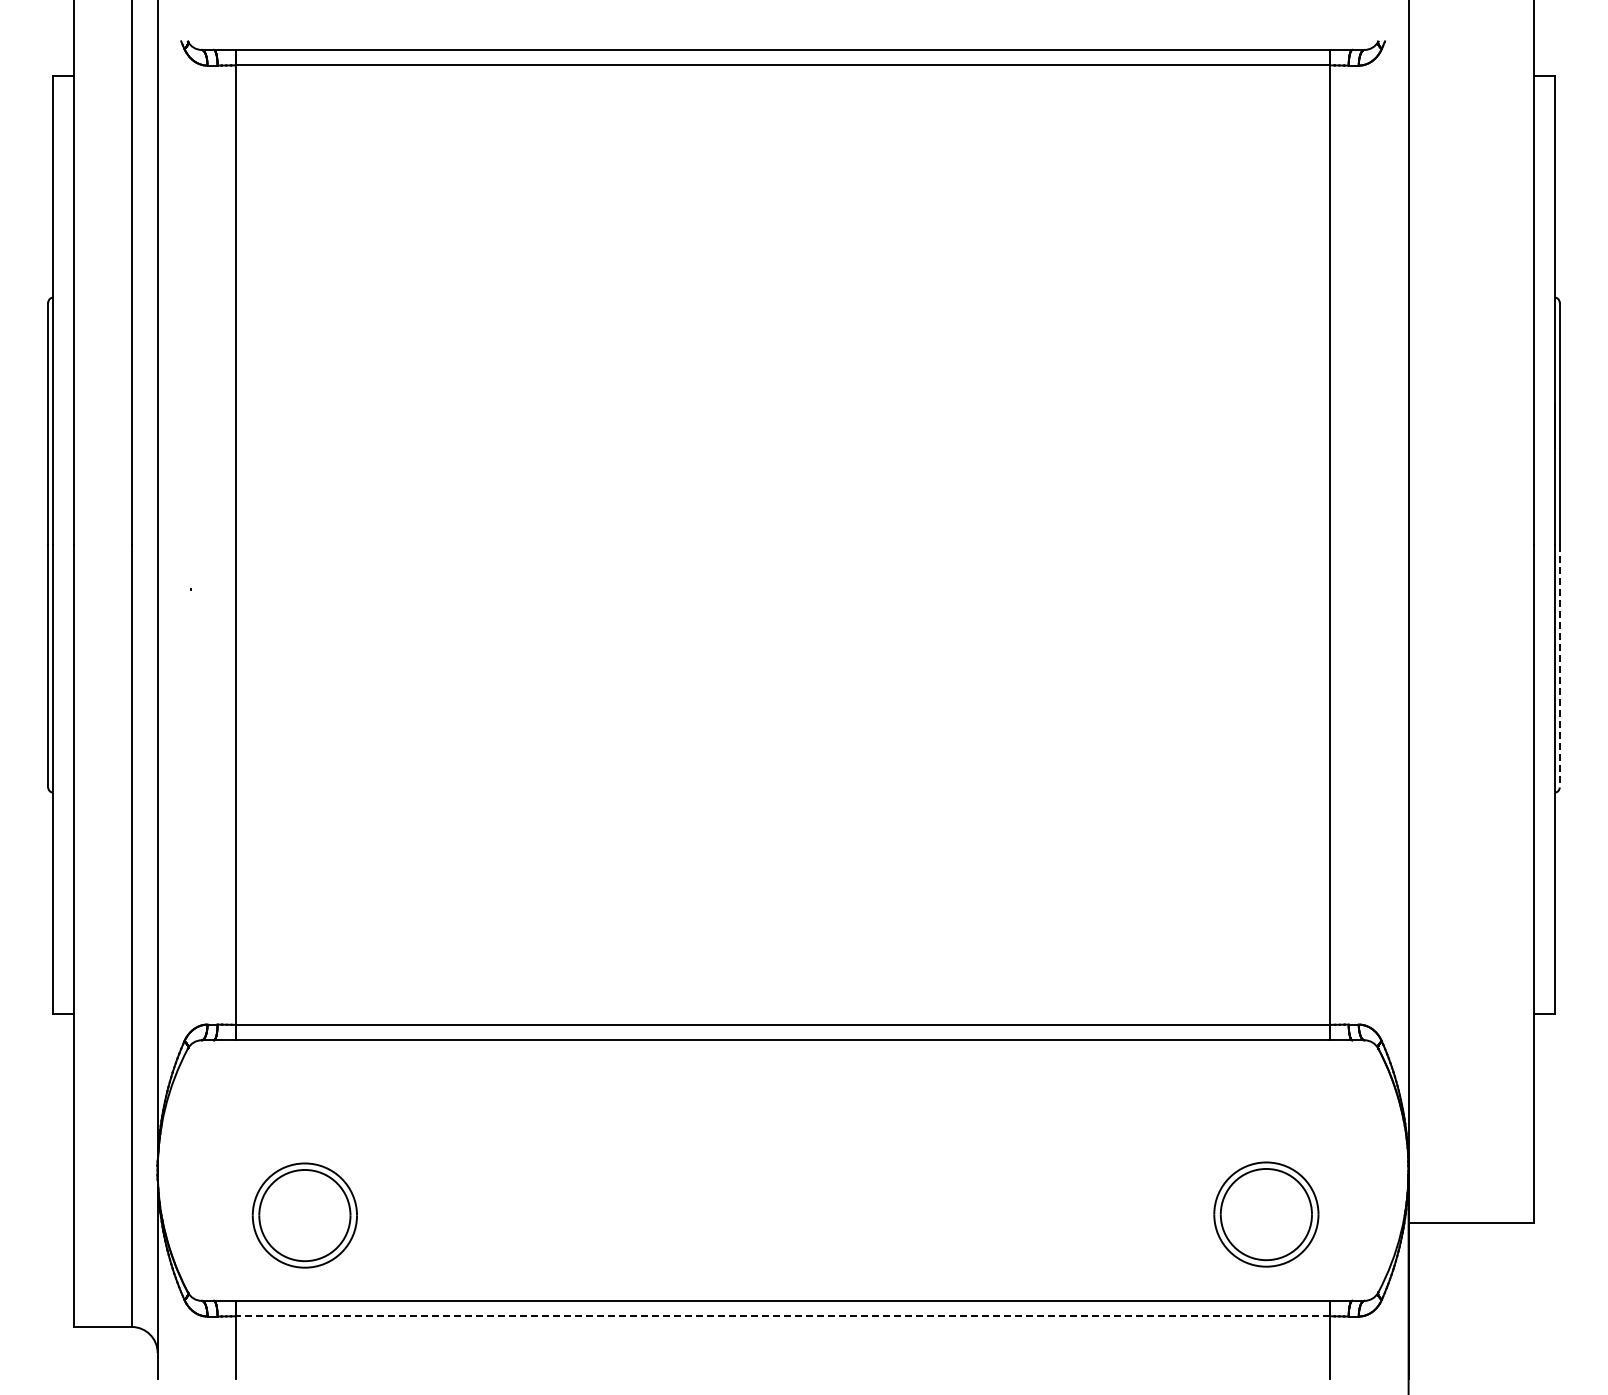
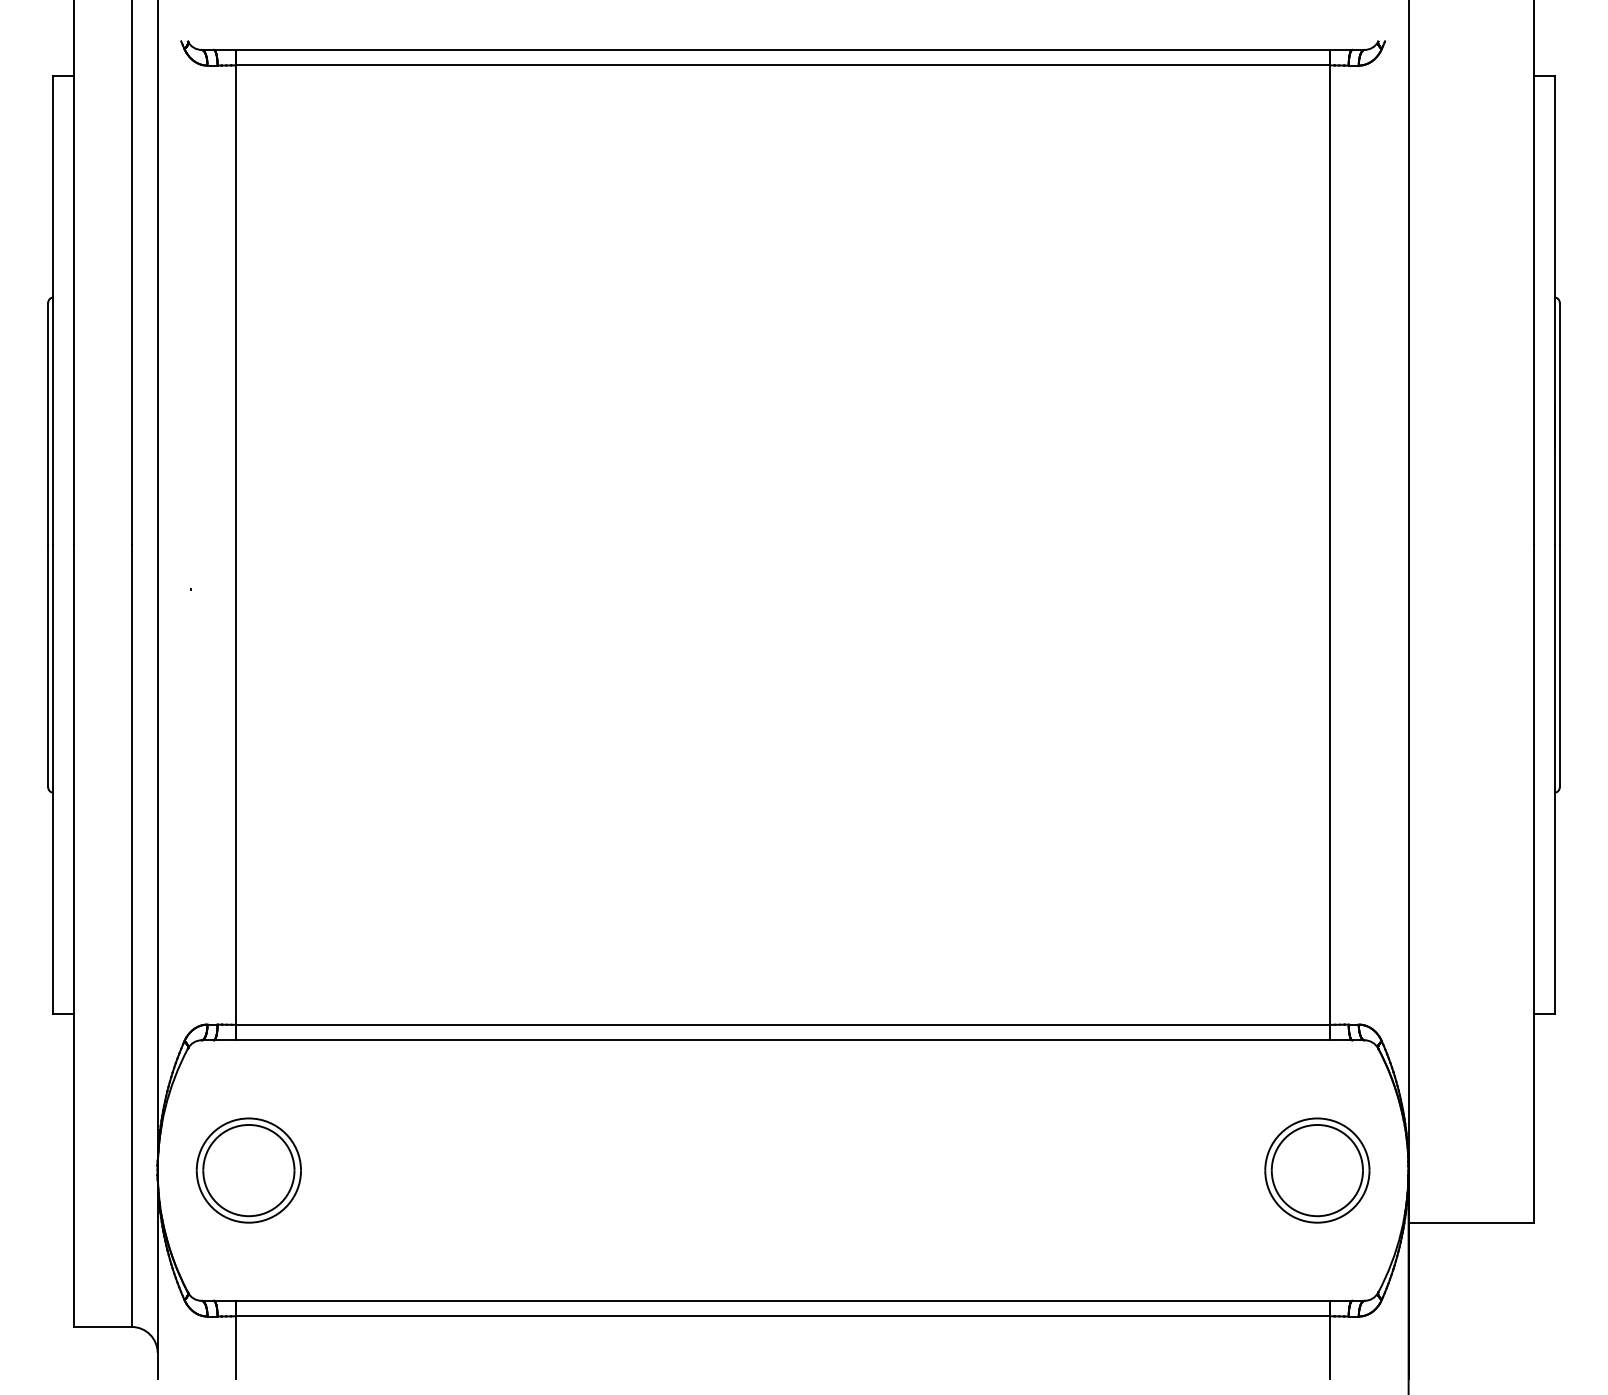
line: dashed -> solid (1559, 666)
part position: (1266, 1214) -> (1317, 1170) (1317, 1170)
part position: (304, 1215) -> (248, 1170) (248, 1170)
line: dashed -> solid (782, 1316)
